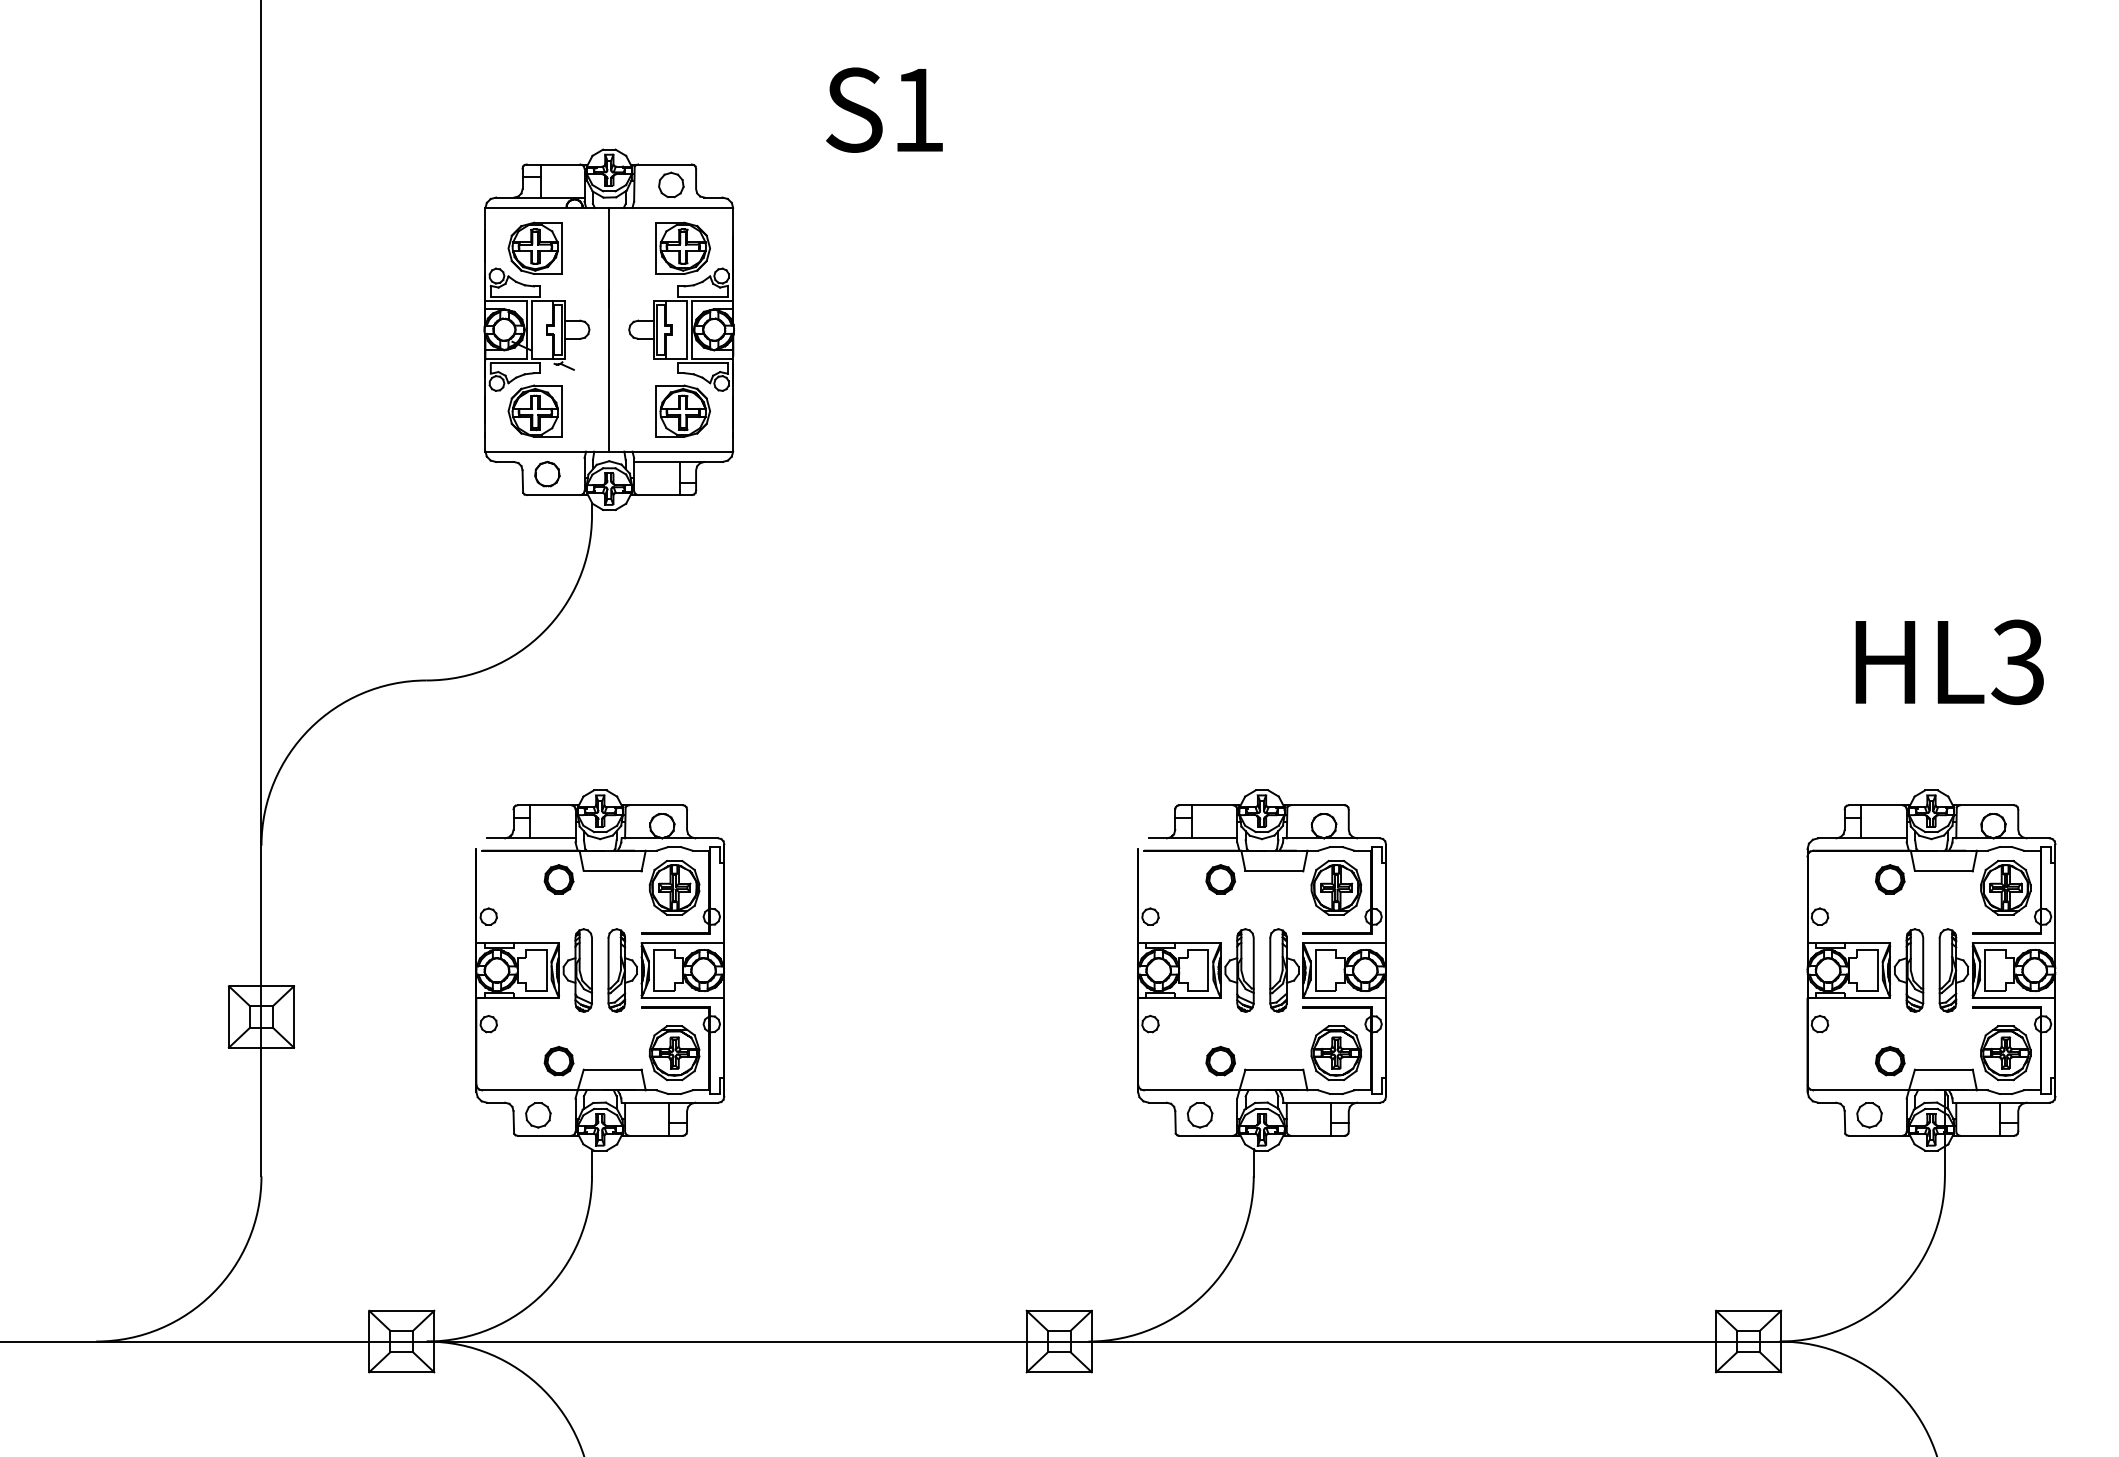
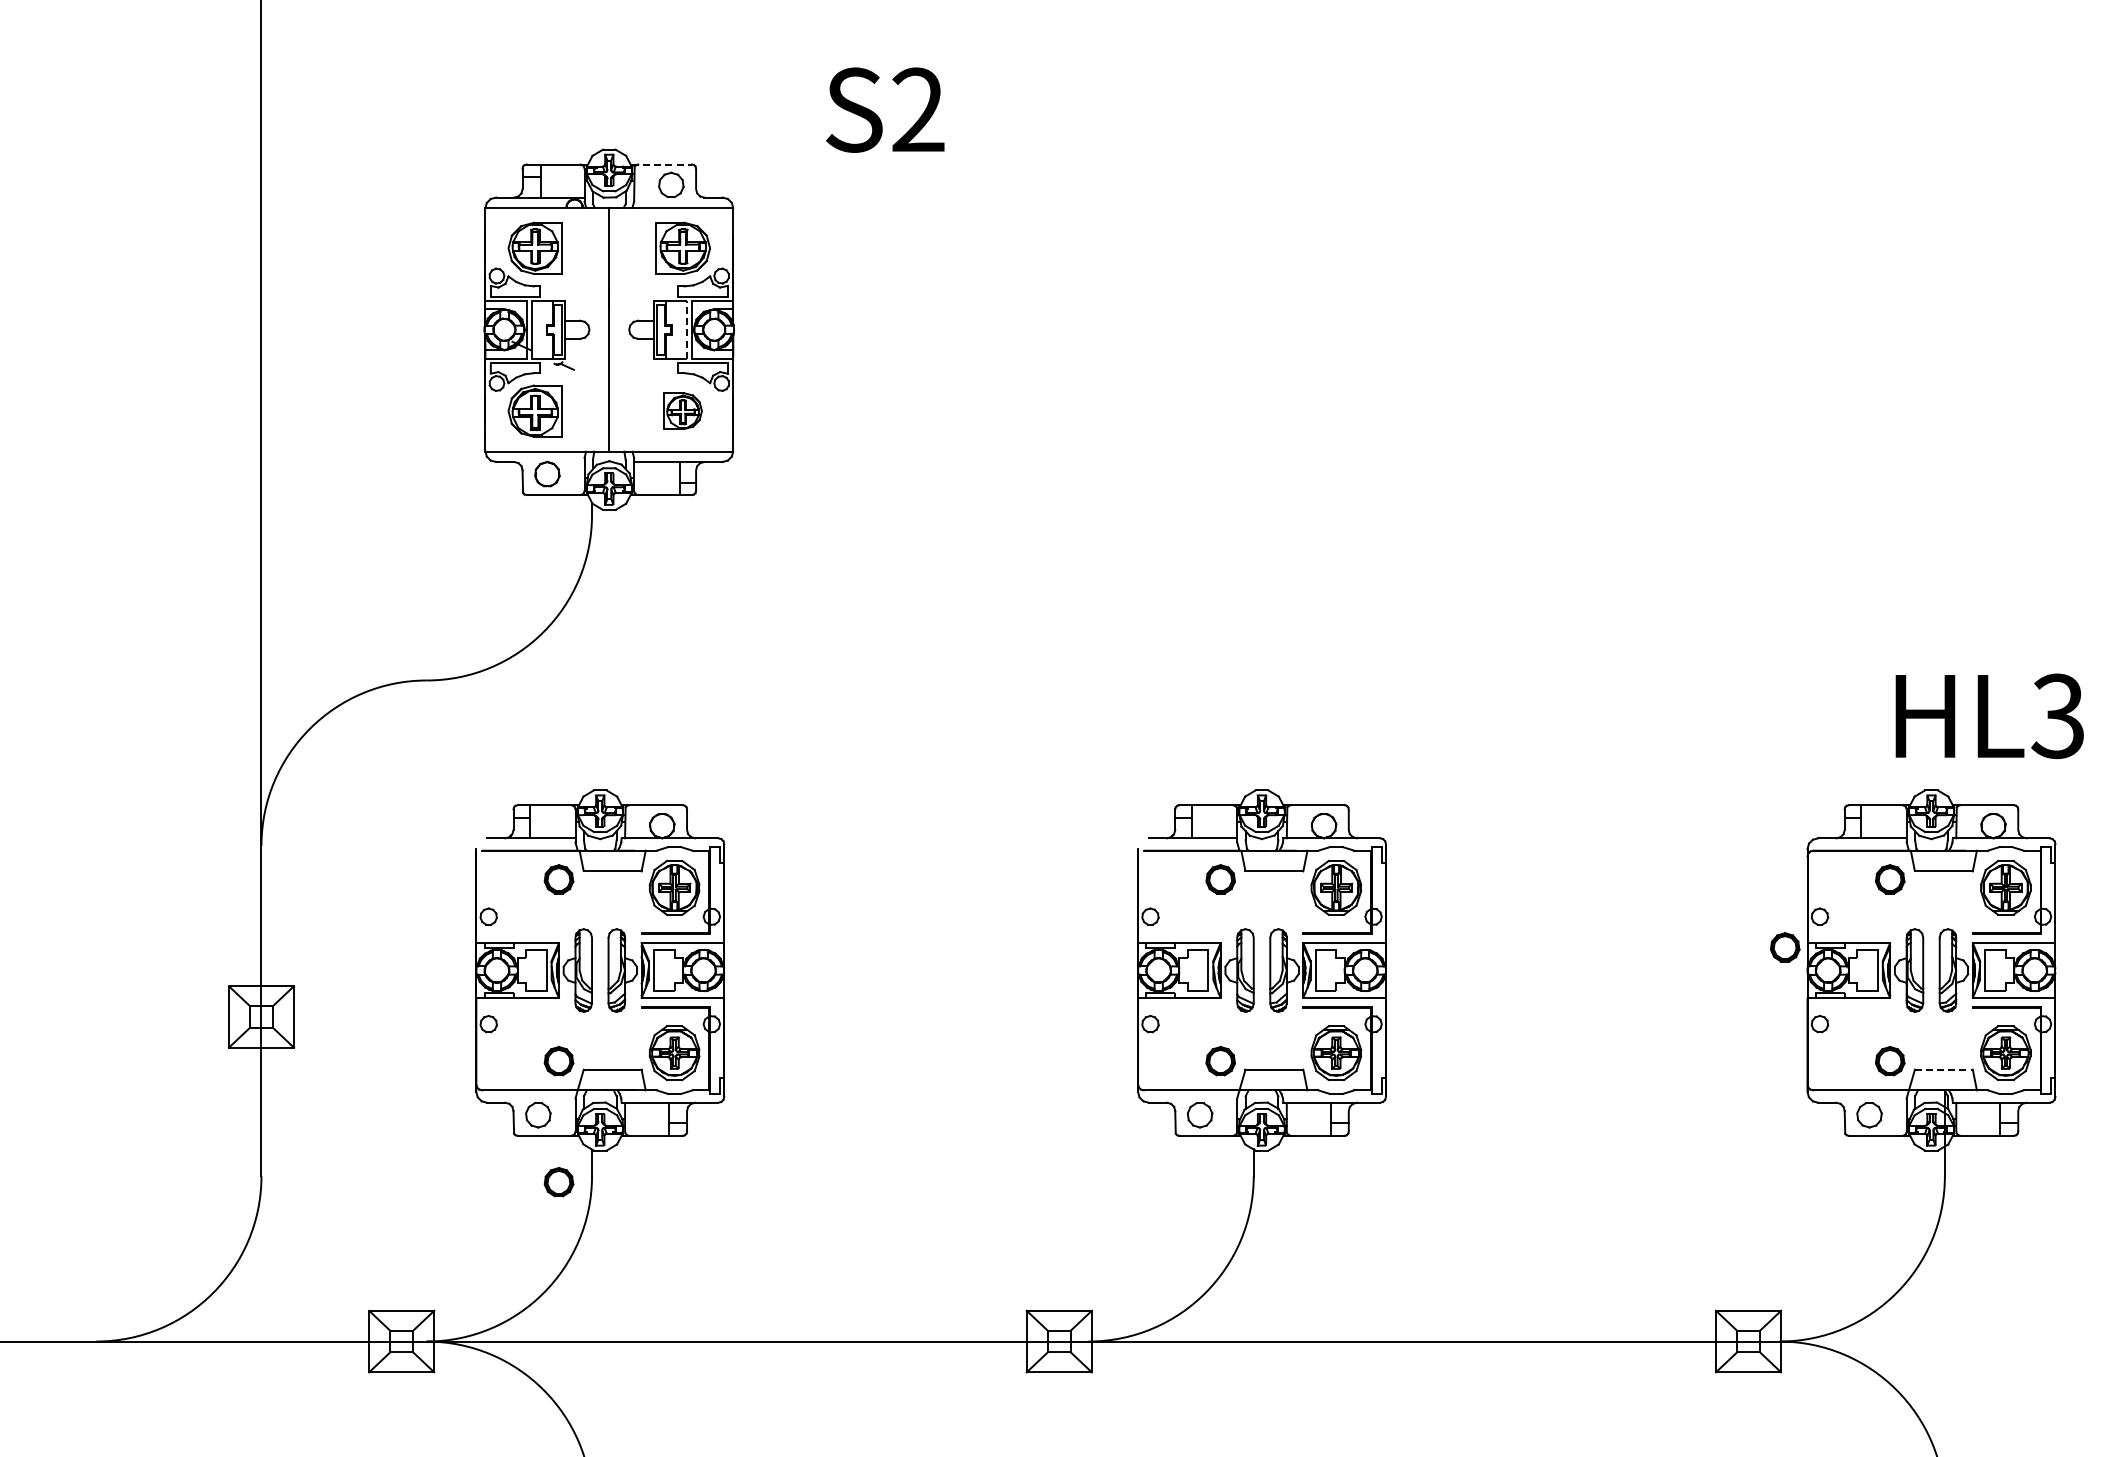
text: S1 -> S2 (918, 109)
line: solid -> dashed (662, 164)
line: solid -> dashed (687, 329)
part size: 56x54 px -> 40x38 px (682, 410)
text position: (1949, 662) -> (1989, 716) (1989, 716)
part: none -> present (1785, 947)
line: solid -> dashed (1943, 1069)
part: none -> present (558, 1182)
